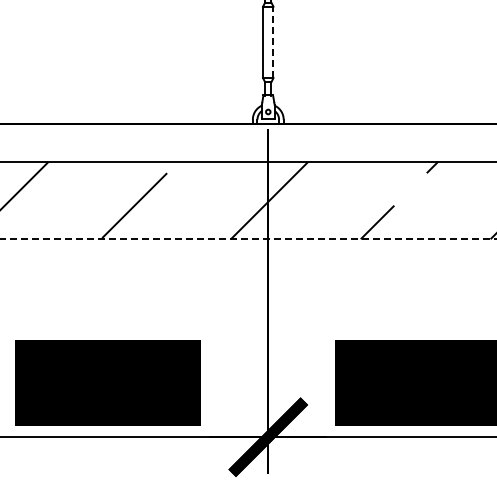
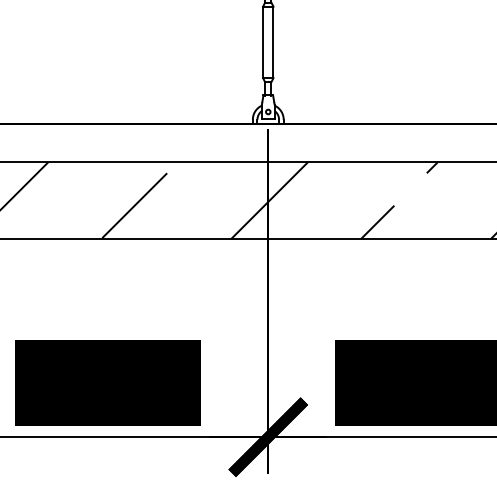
line: dashed -> solid (273, 42)
line: dashed -> solid (248, 239)
